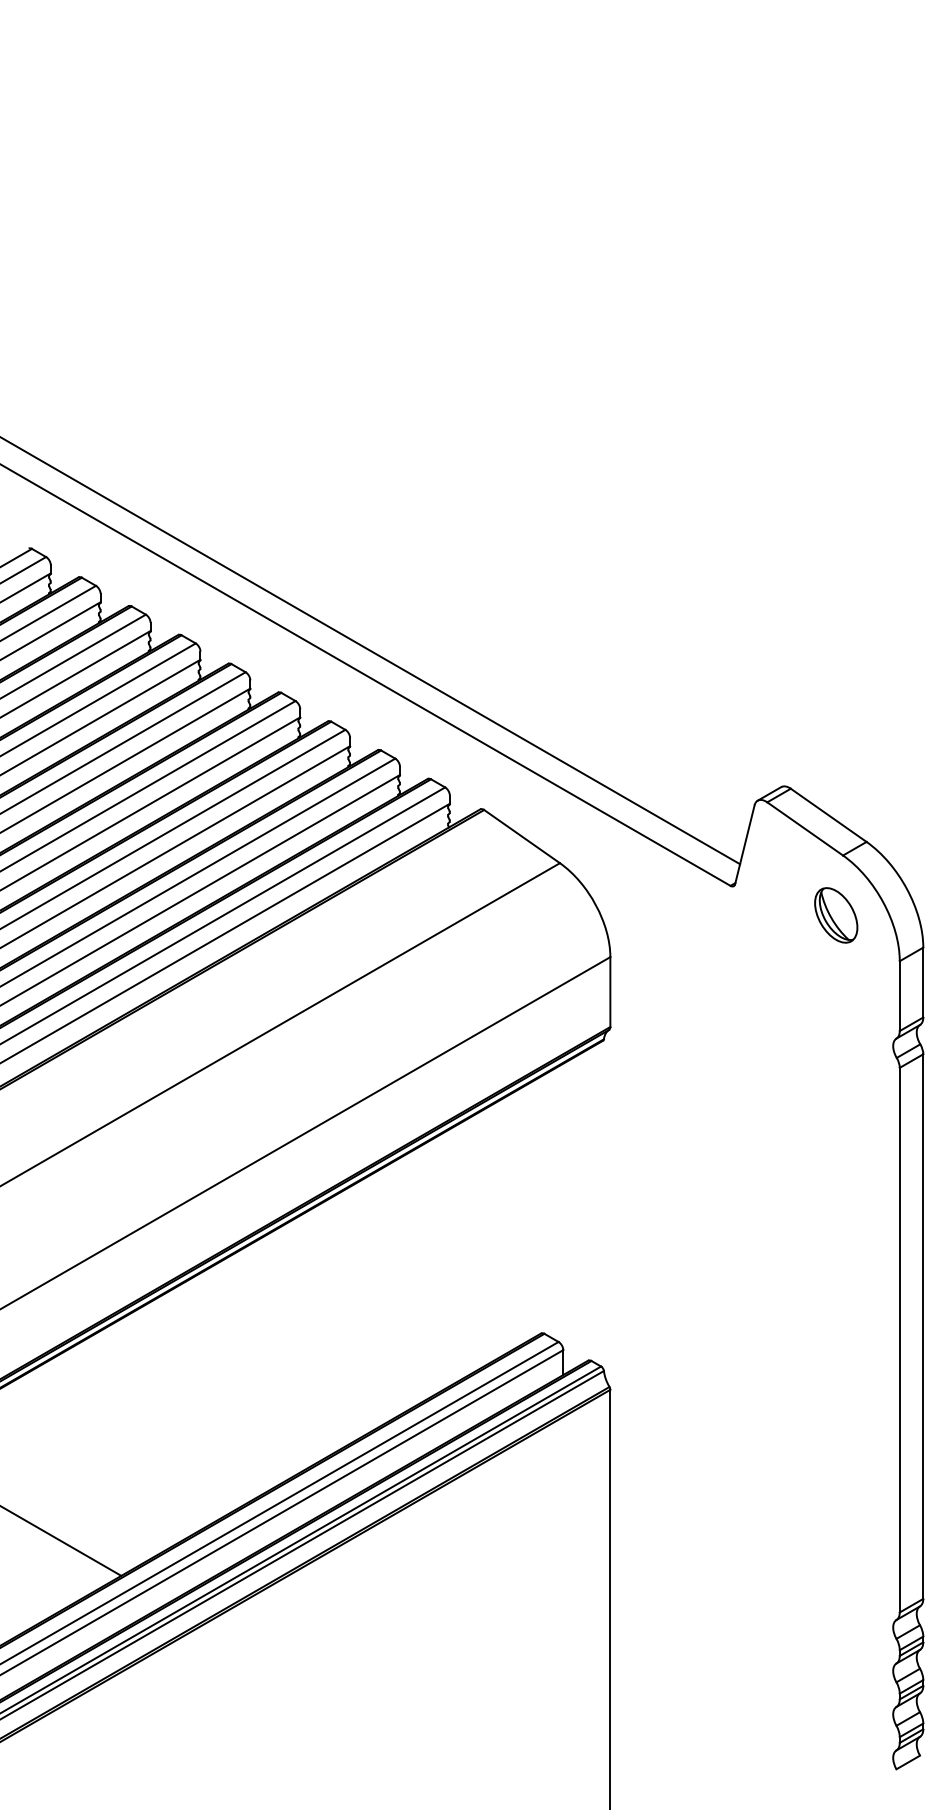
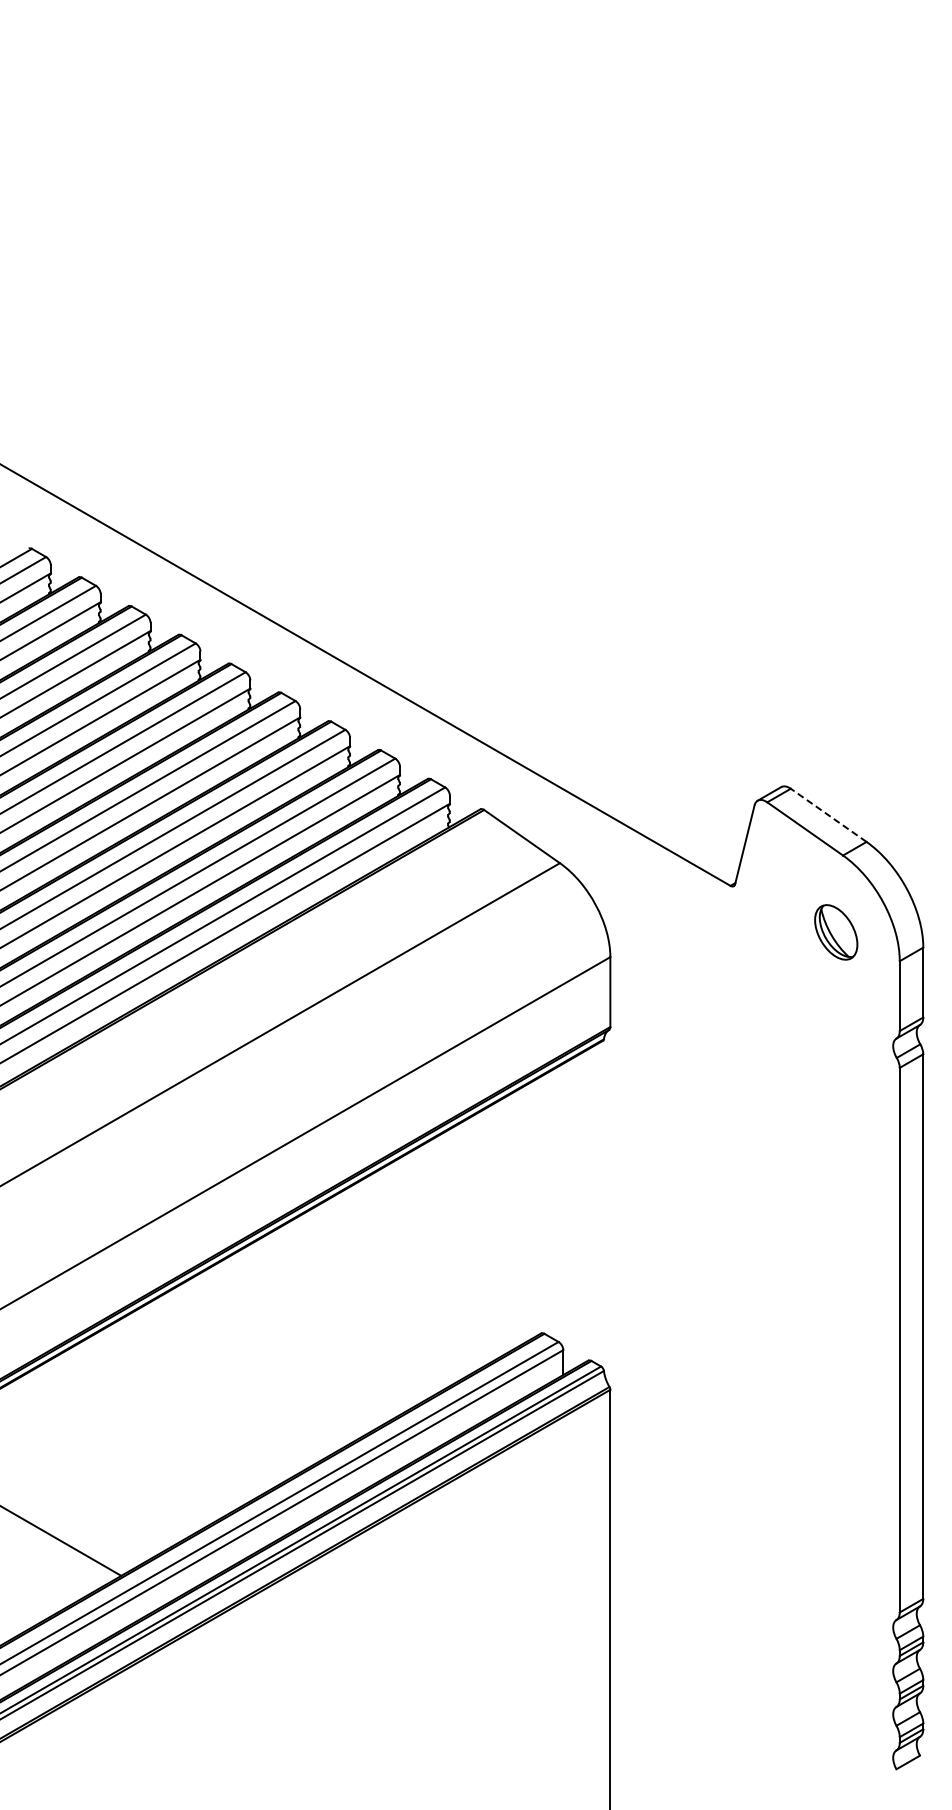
line: present -> none (371, 651)
line: solid -> dashed (828, 815)
part position: (836, 915) -> (836, 932) (836, 932)
